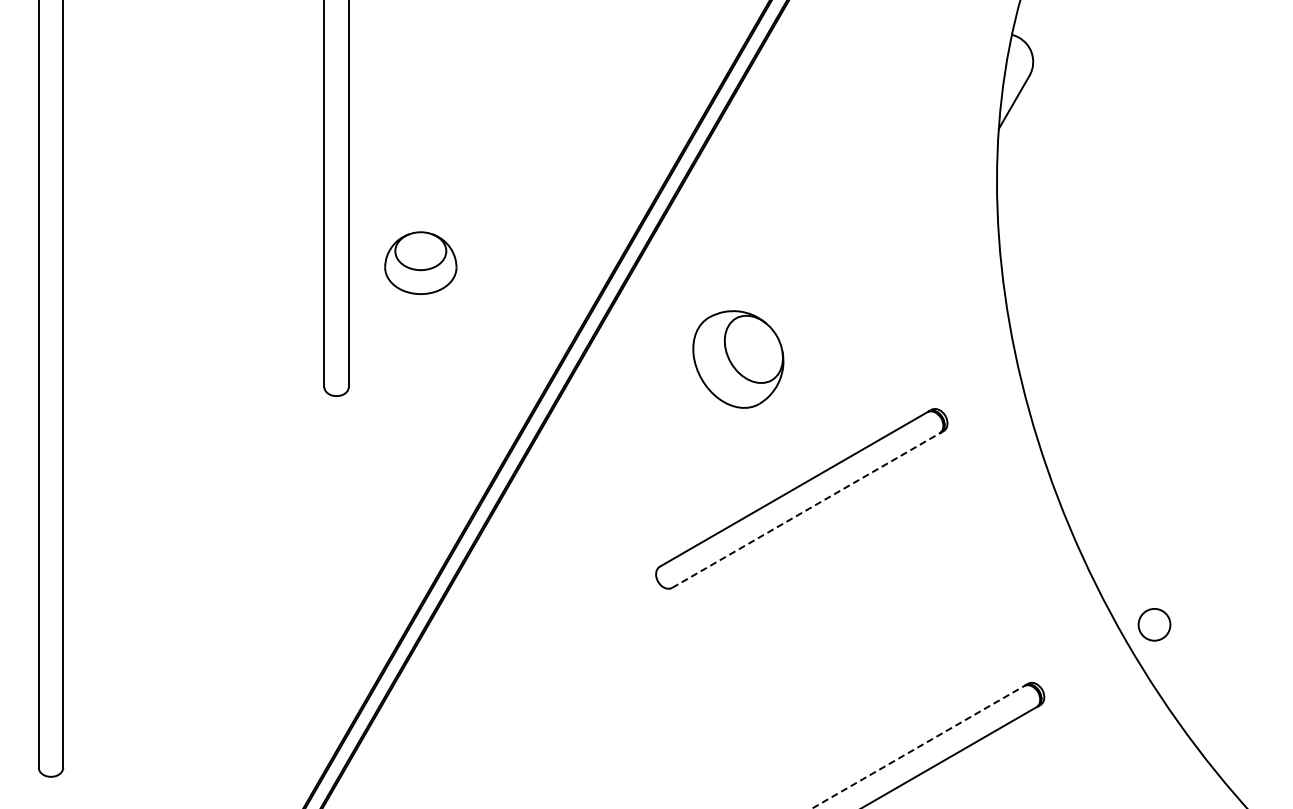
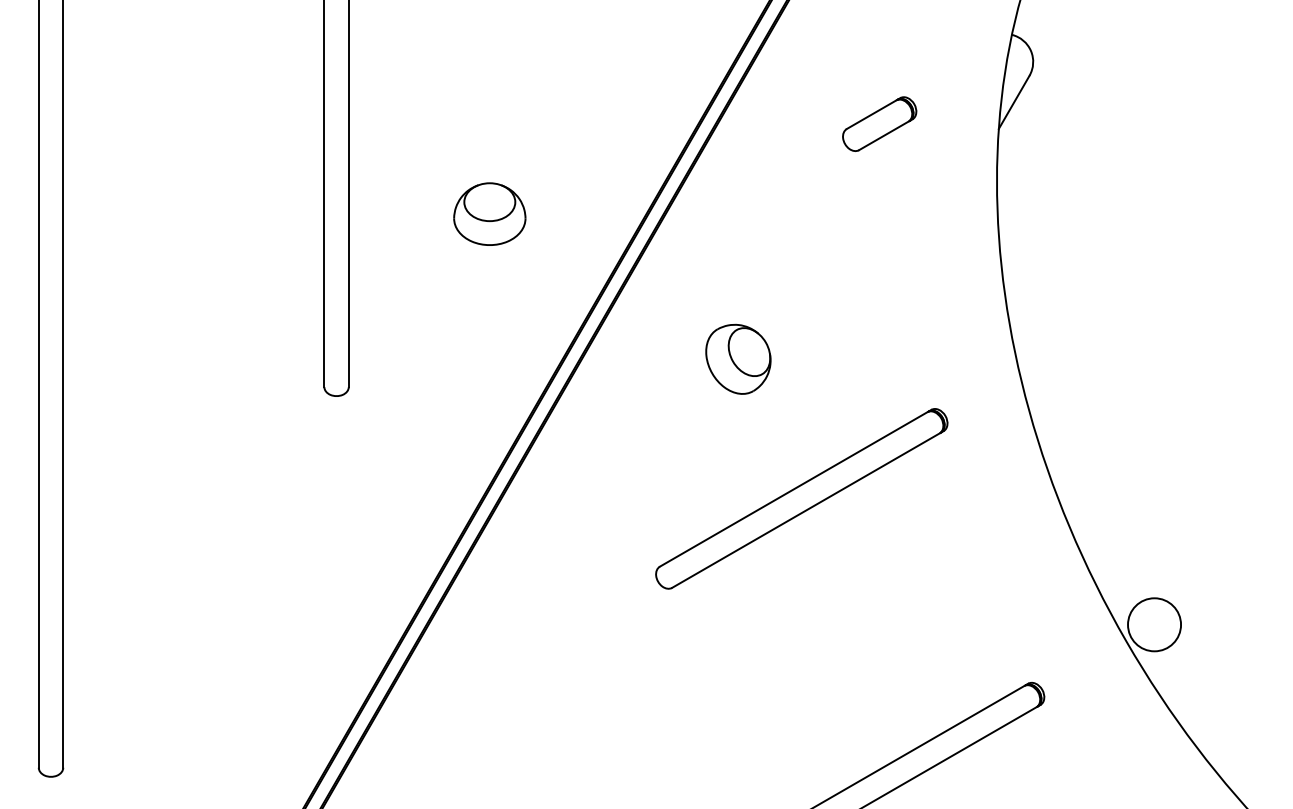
part: none -> present (879, 123)
part position: (420, 262) -> (489, 213) (489, 213)
part size: 93x99 px -> 67x72 px (738, 358)
line: dashed -> solid (807, 509)
circle diameter: 32 px -> 53 px (1154, 624)
line: dashed -> solid (920, 746)
